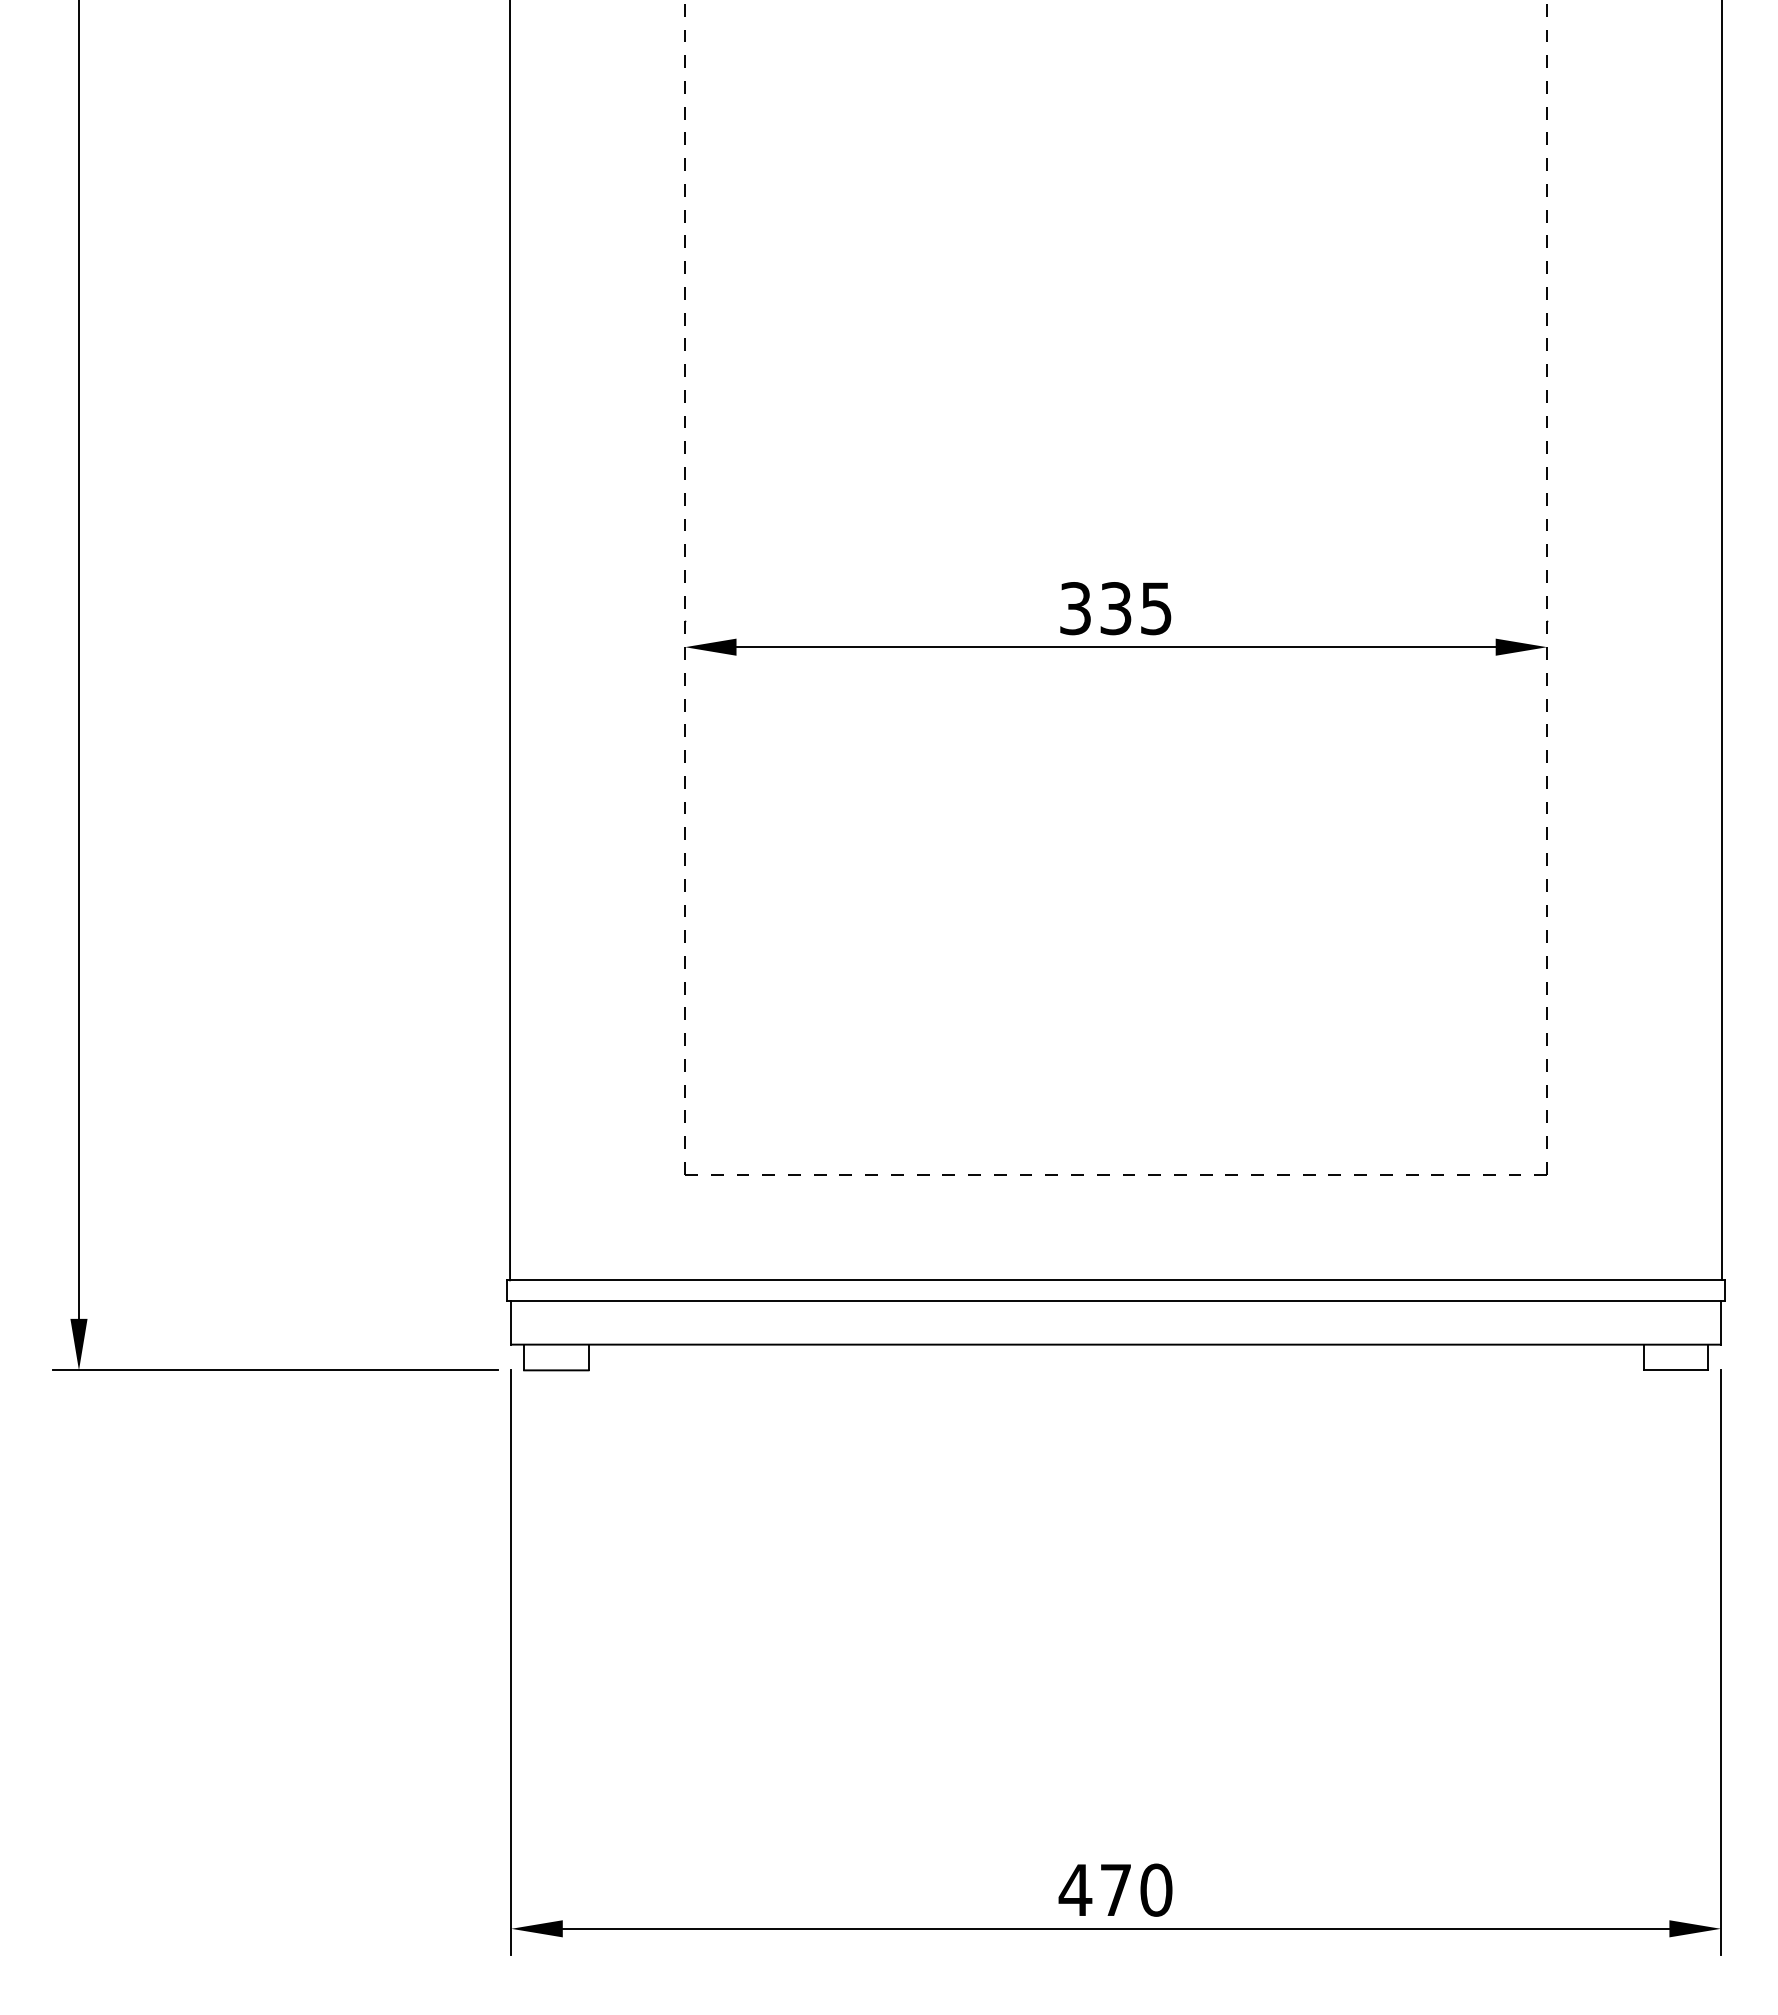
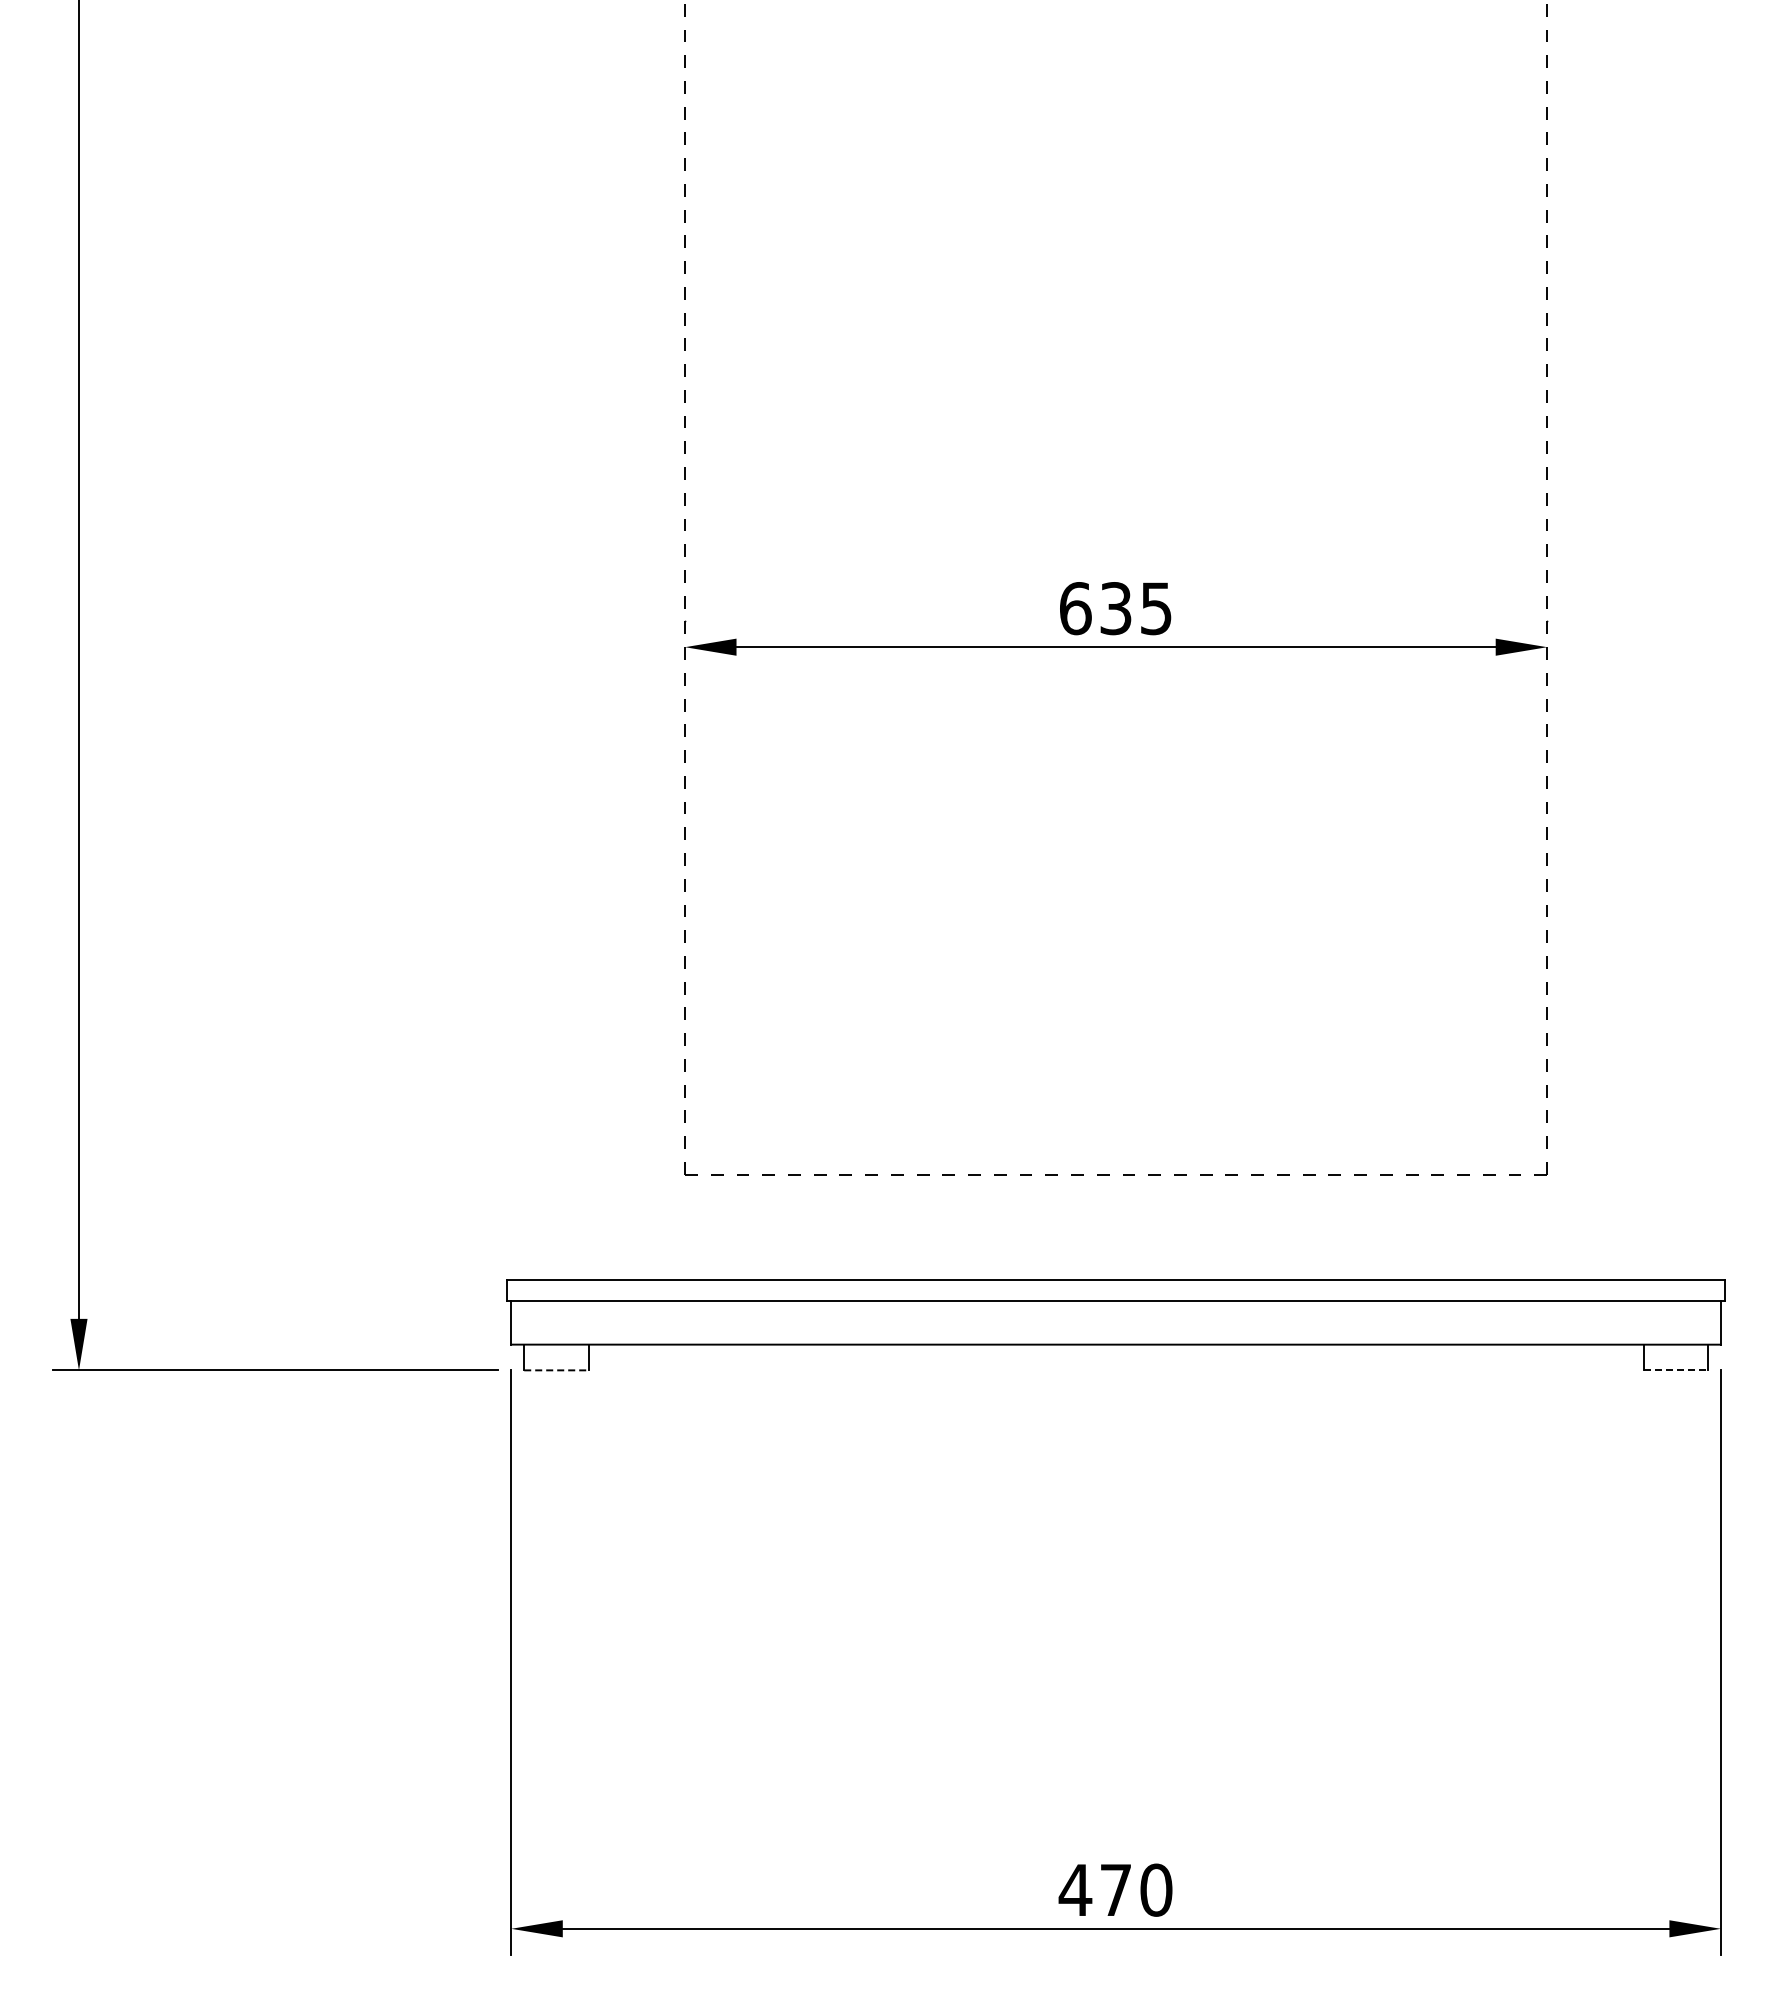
text: 335 -> 635 (1075, 608)
line: present -> none (510, 641)
line: present -> none (1722, 641)
line: solid -> dashed (556, 1370)
line: solid -> dashed (1676, 1370)
